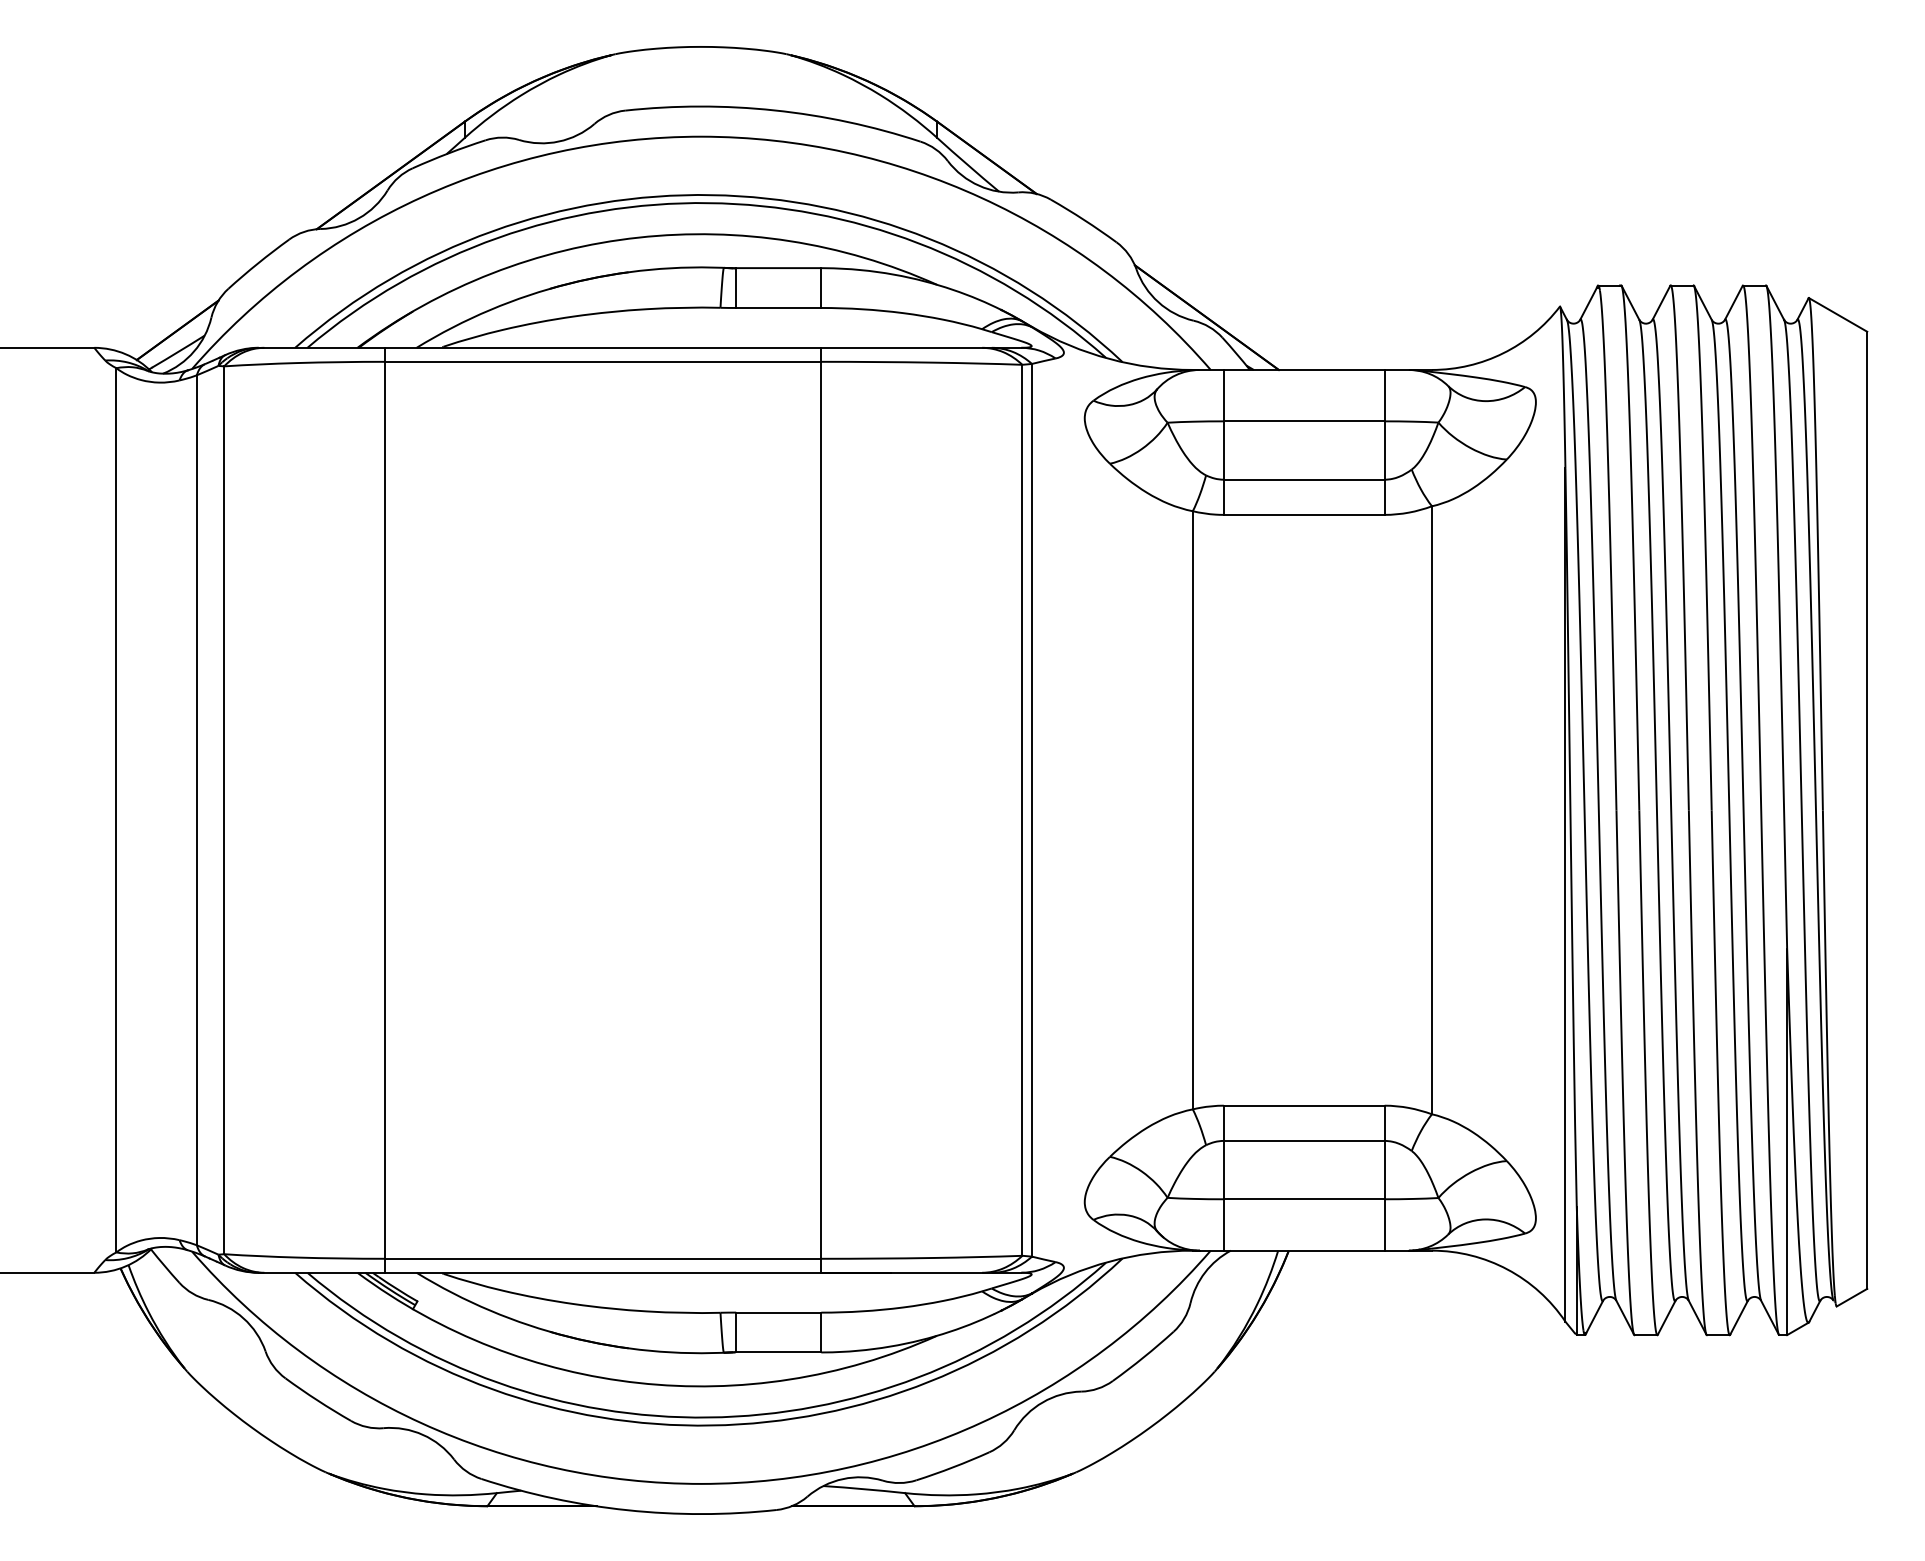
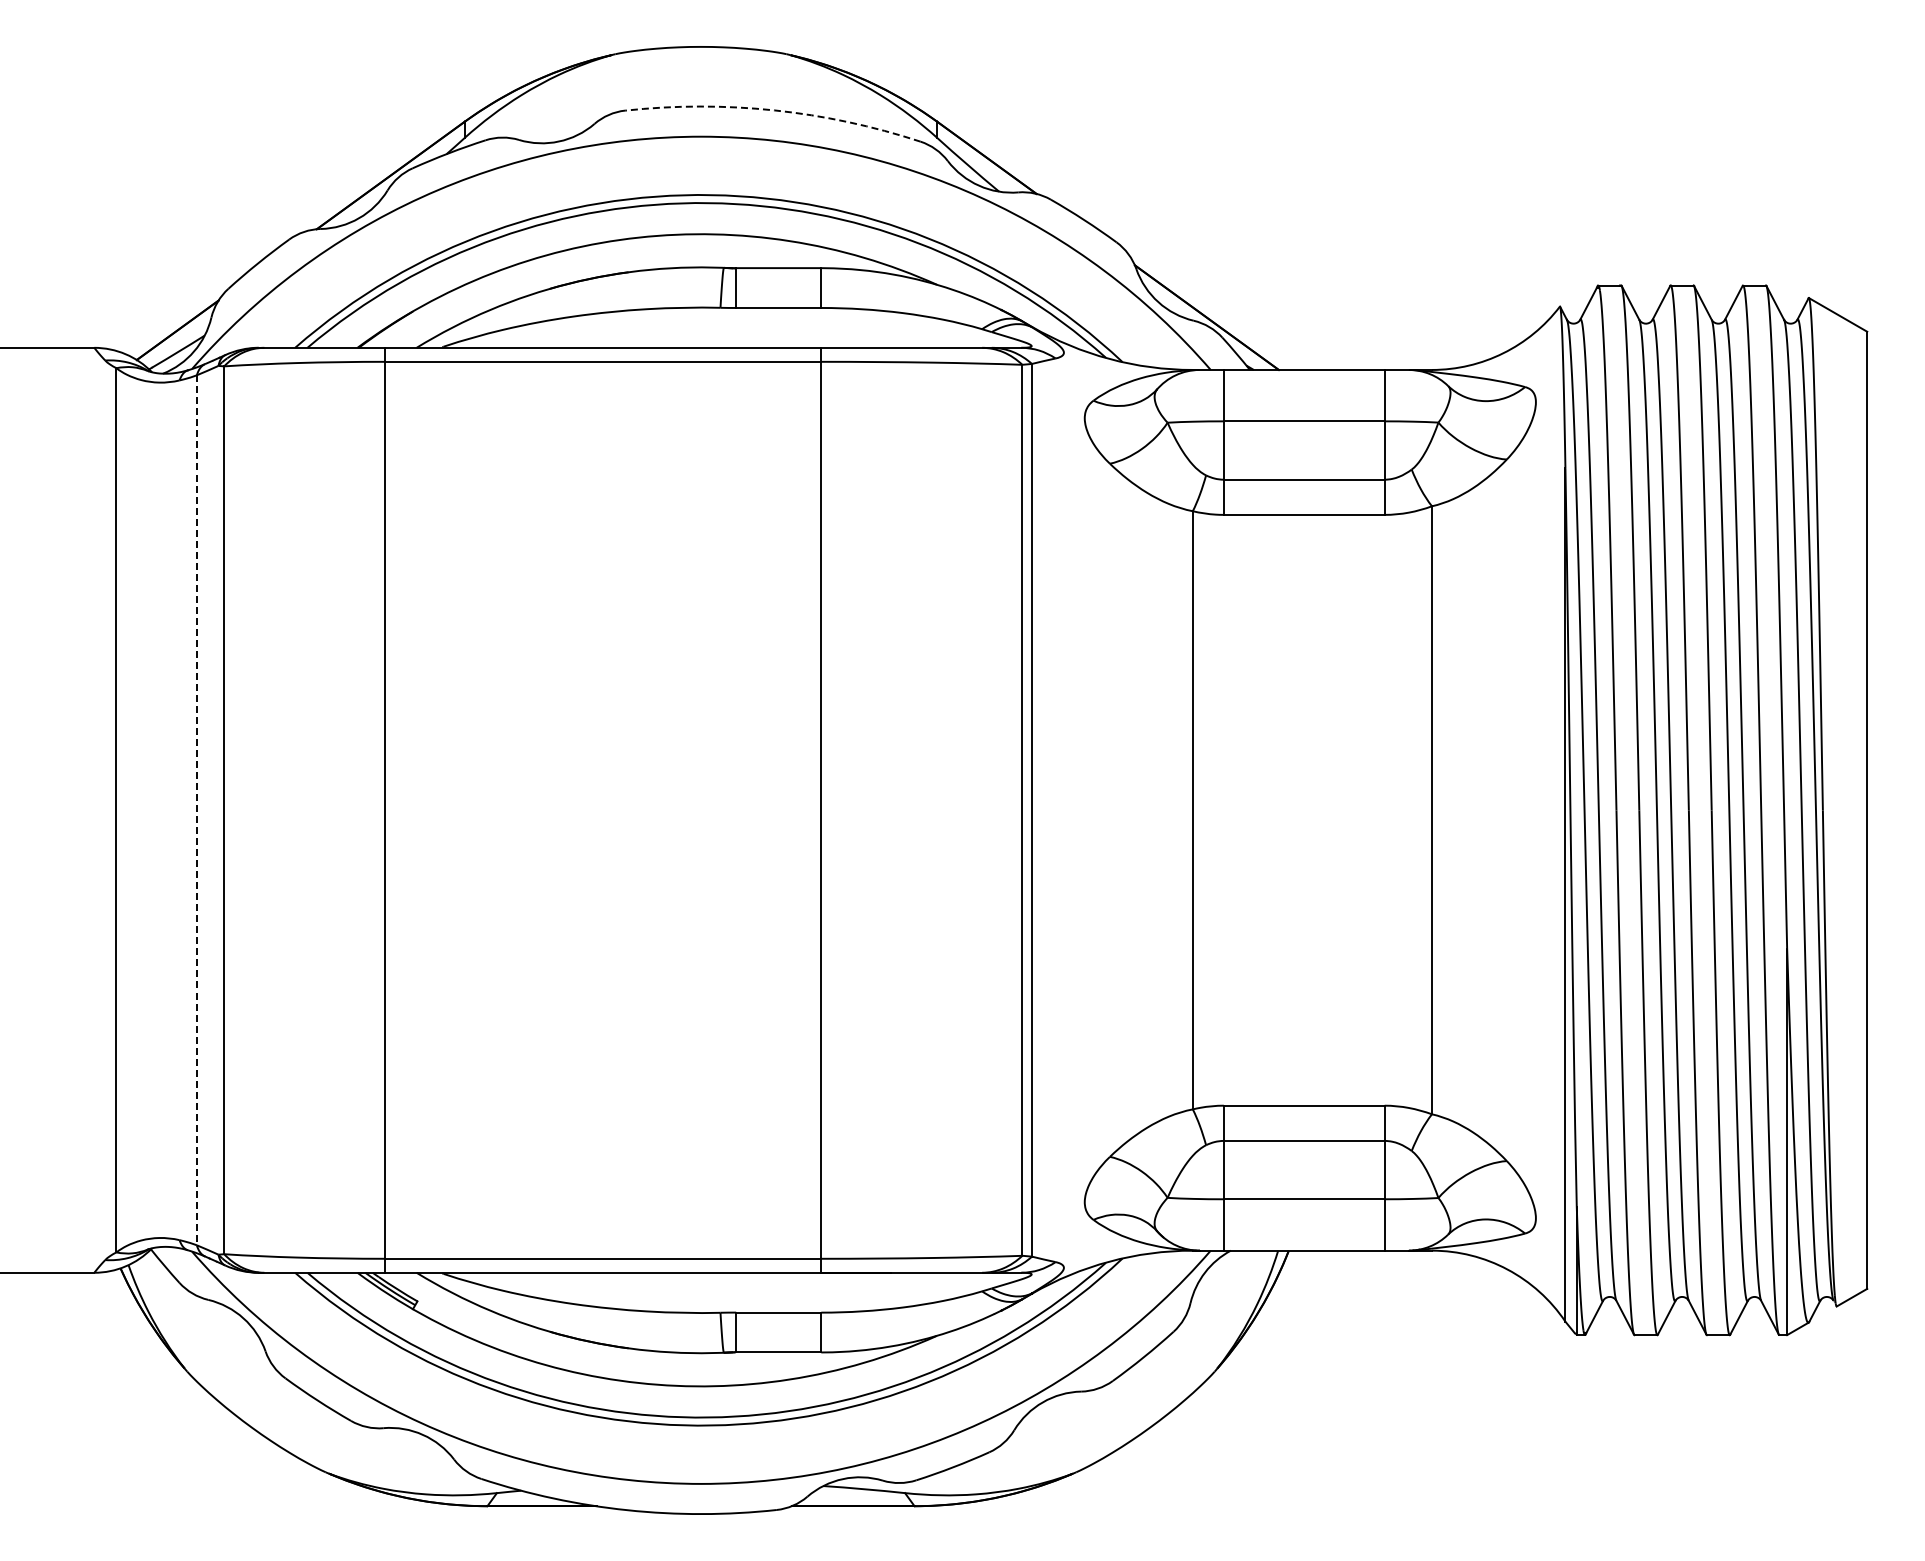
arc: solid -> dashed (774, 110)
line: solid -> dashed (196, 810)
